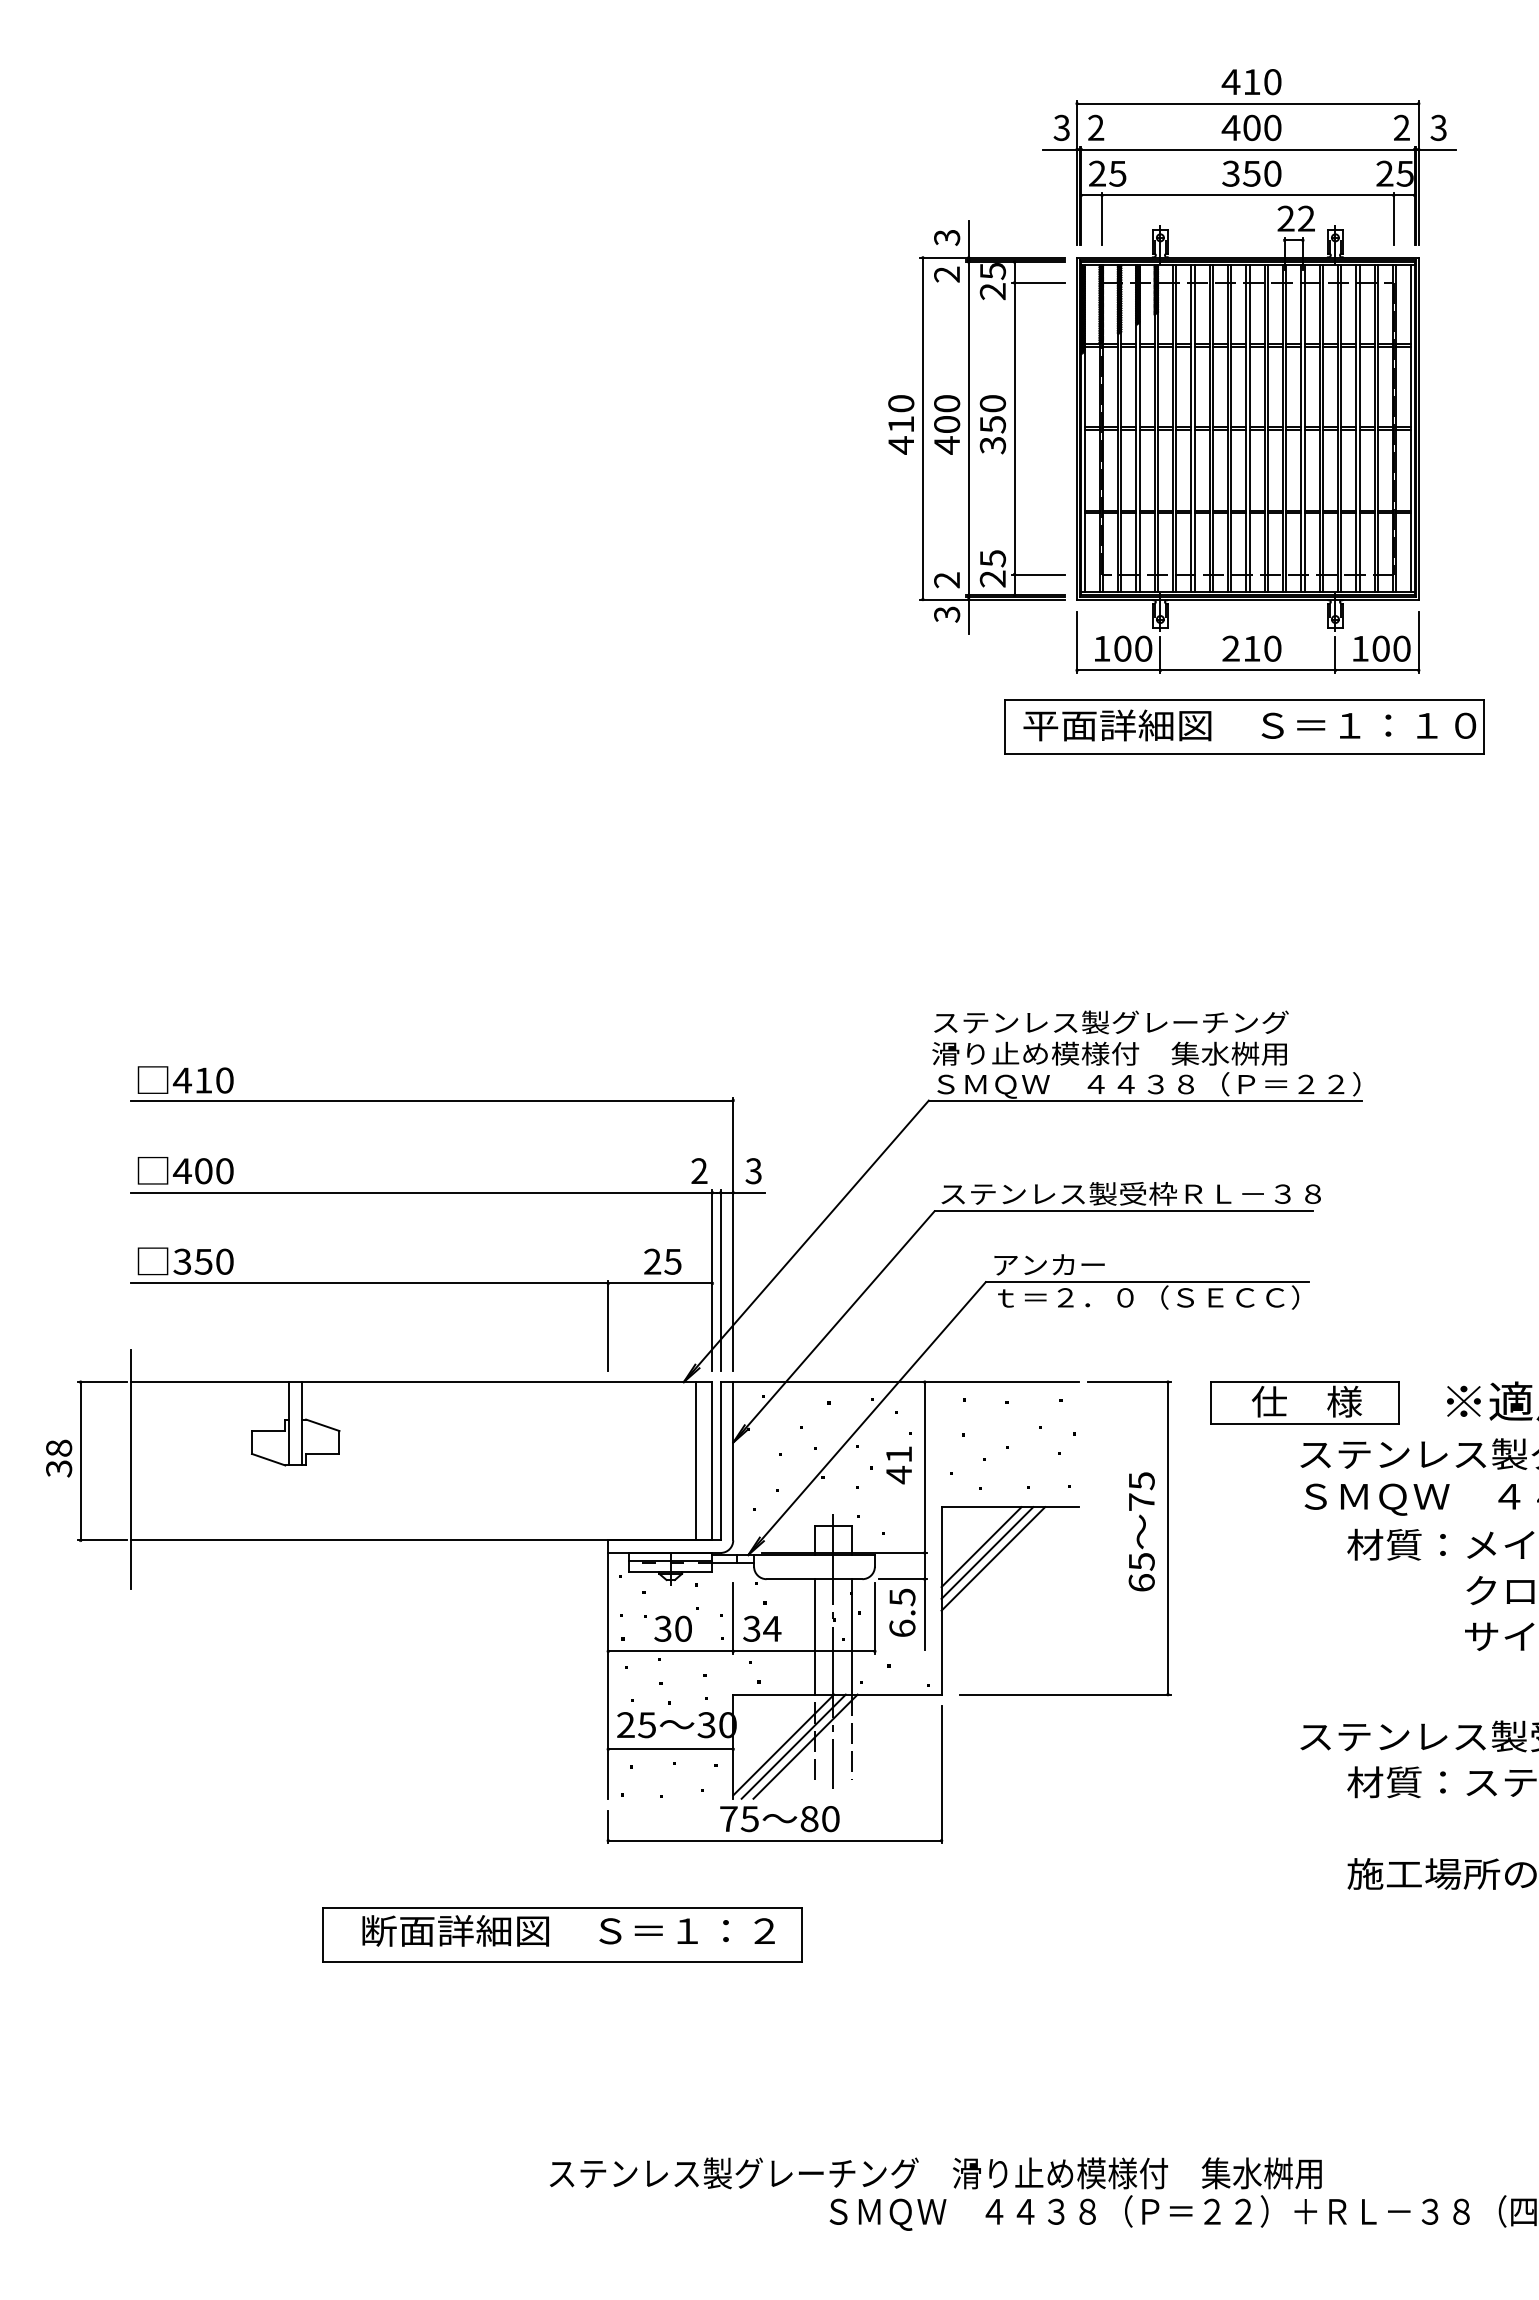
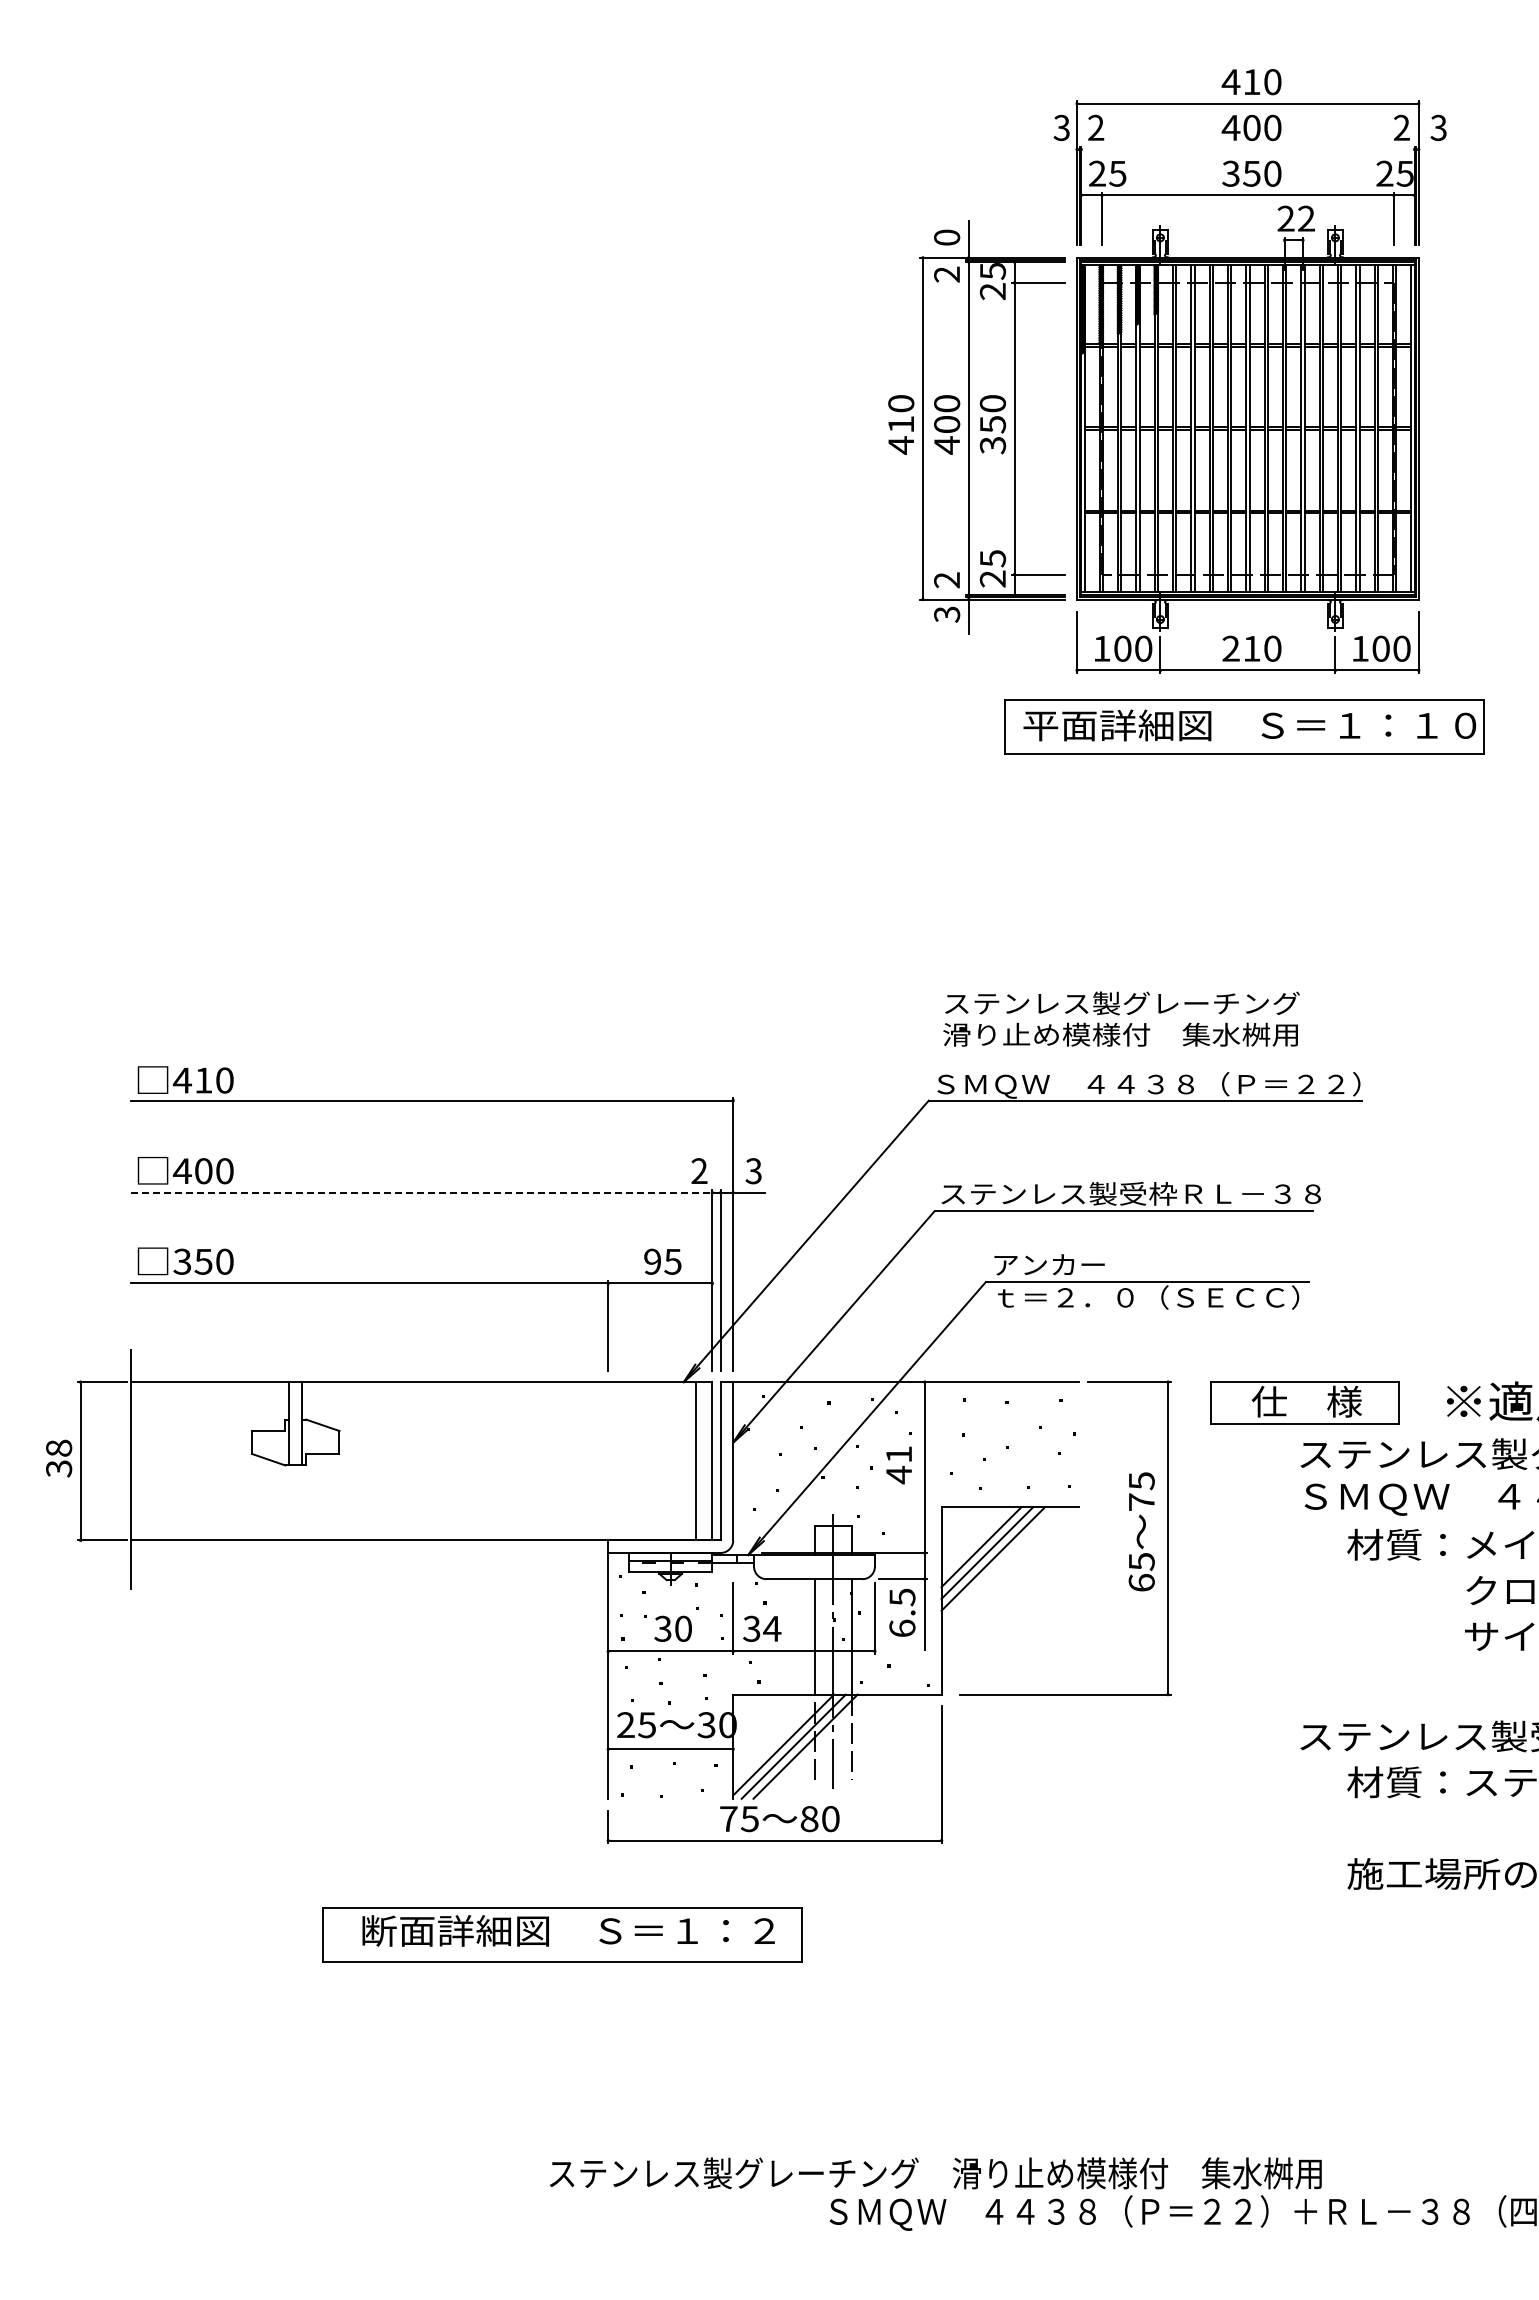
line: present -> none (1249, 149)
text: 3 -> 0 (947, 237)
text position: (1110, 1037) -> (1121, 1018) (1121, 1018)
line: solid -> dashed (421, 1192)
text: 25 -> 95 (652, 1261)
